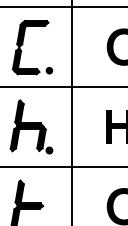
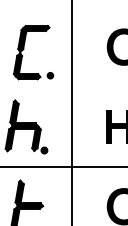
line: present -> none (63, 7)
part position: (23, 44) -> (24, 49) (24, 49)
line: present -> none (63, 87)
part position: (31, 126) -> (26, 126) (26, 126)
